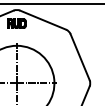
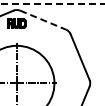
line: solid -> dashed (53, 4)
line: solid -> dashed (43, 20)
